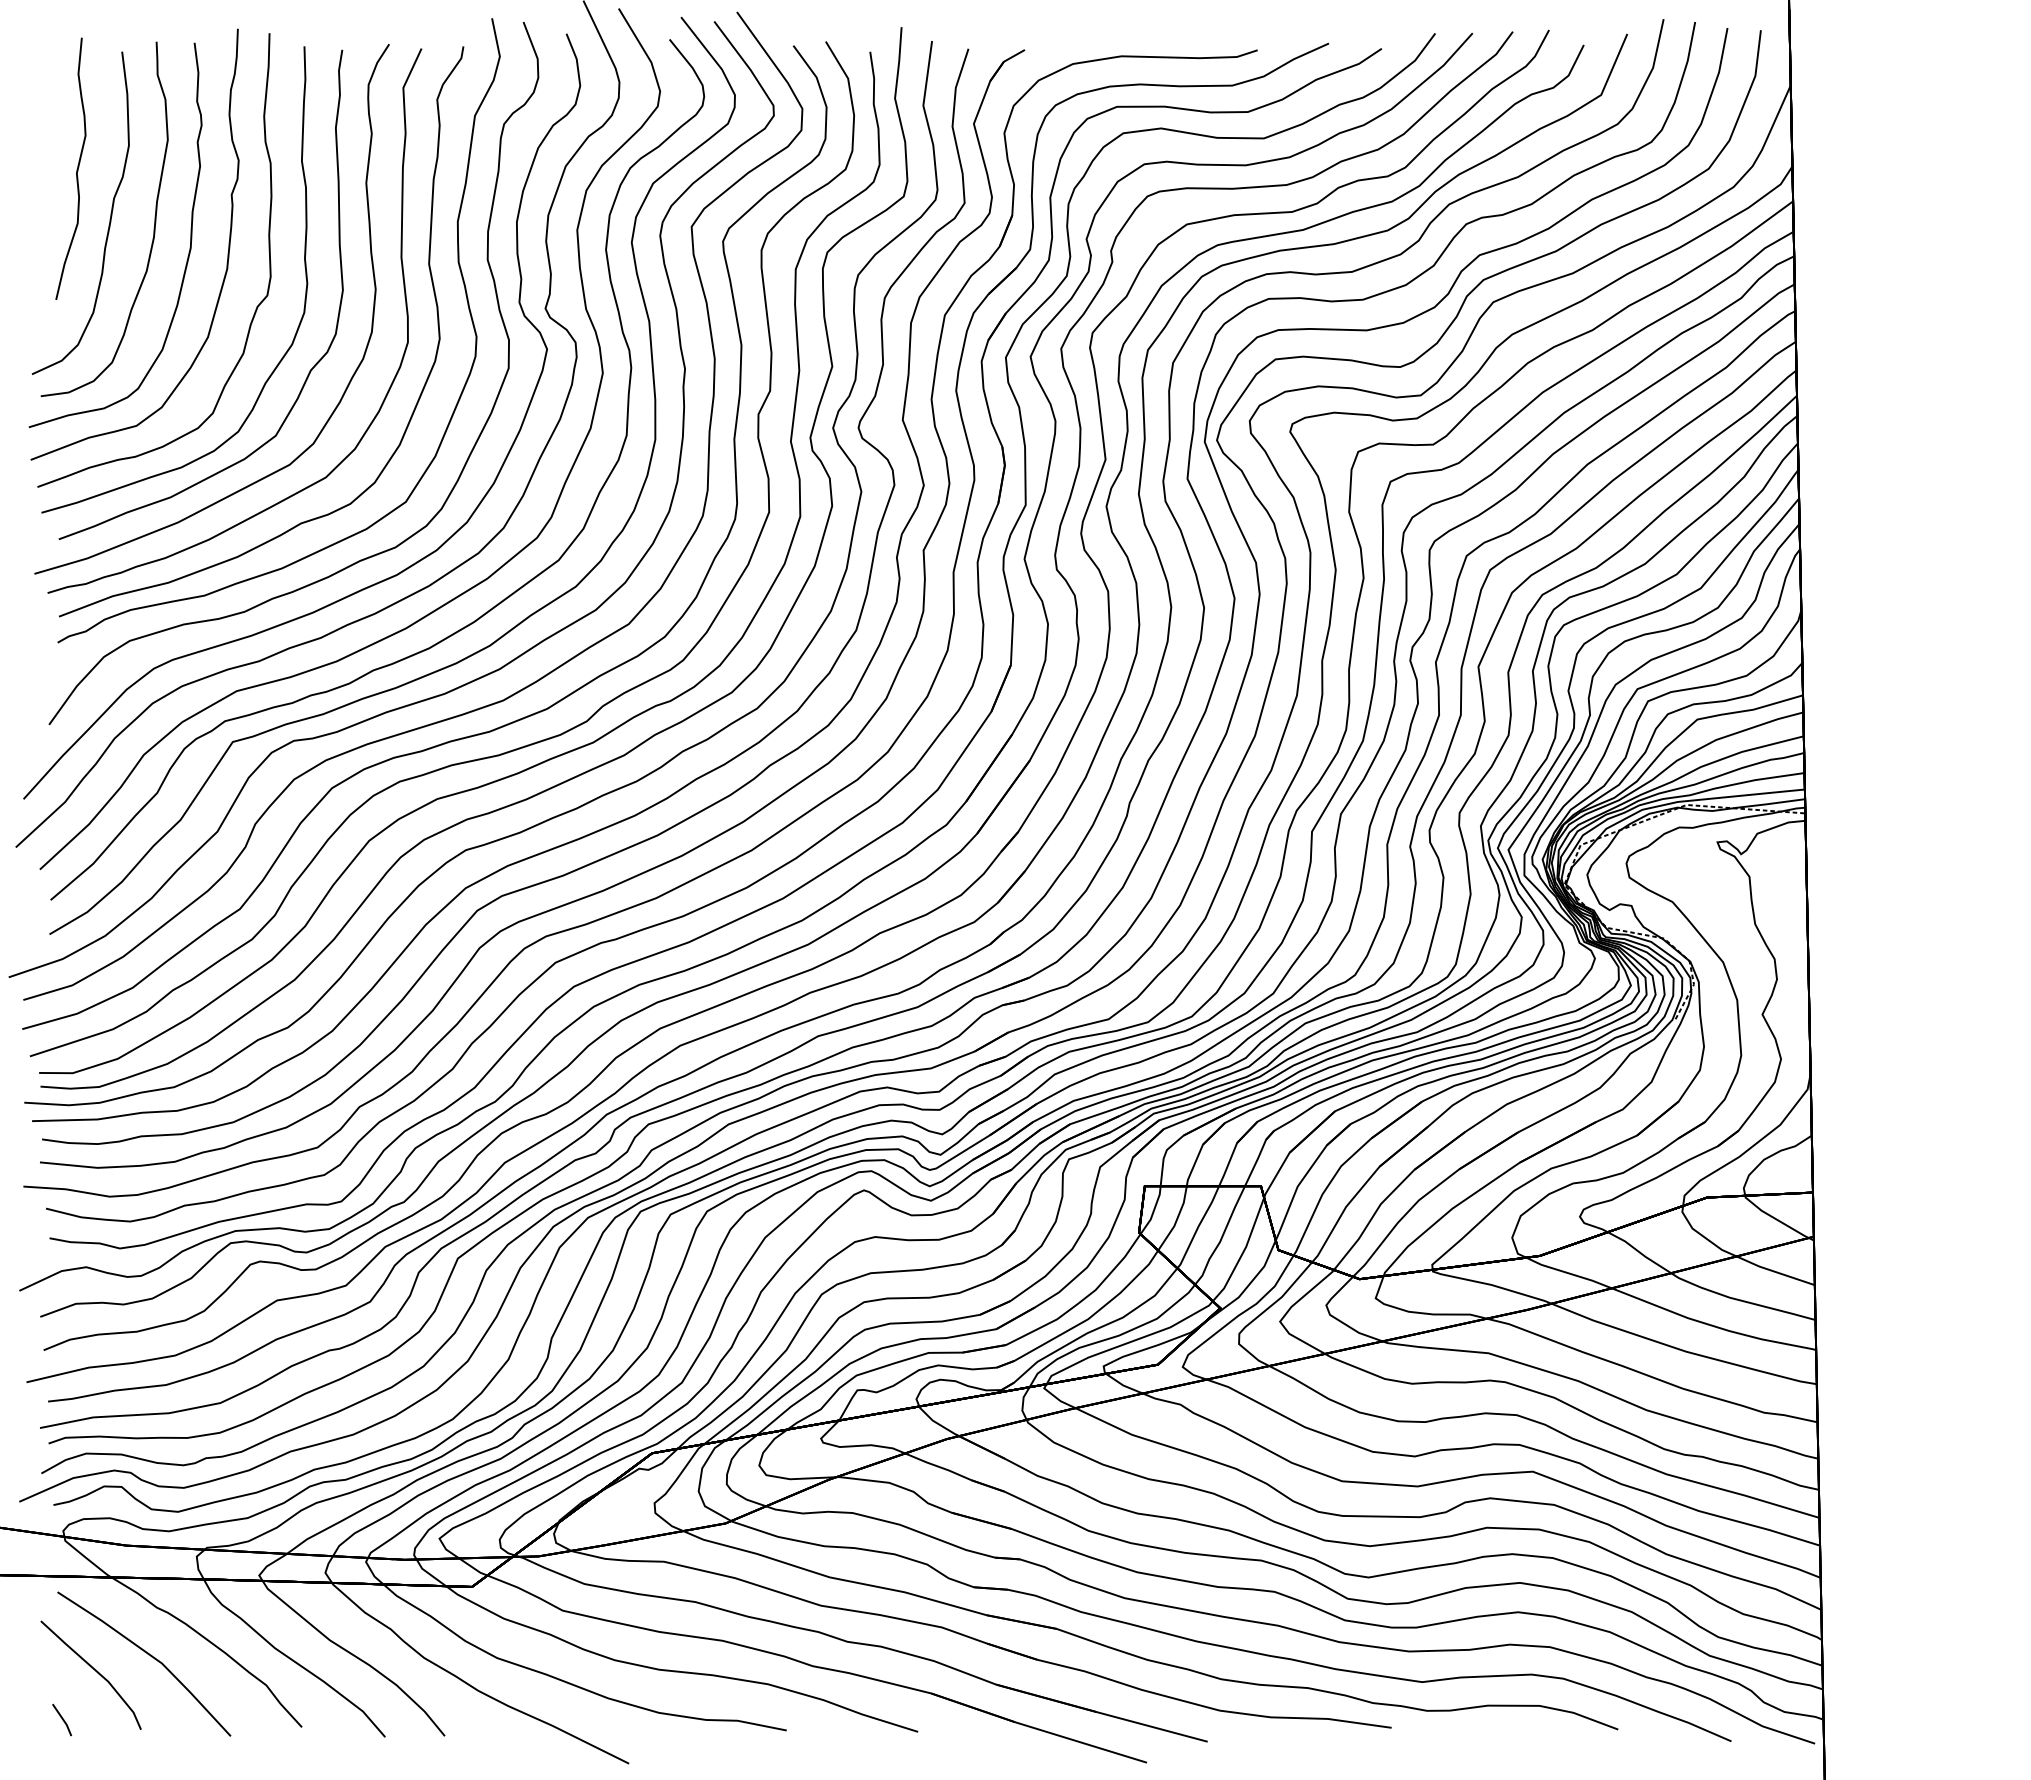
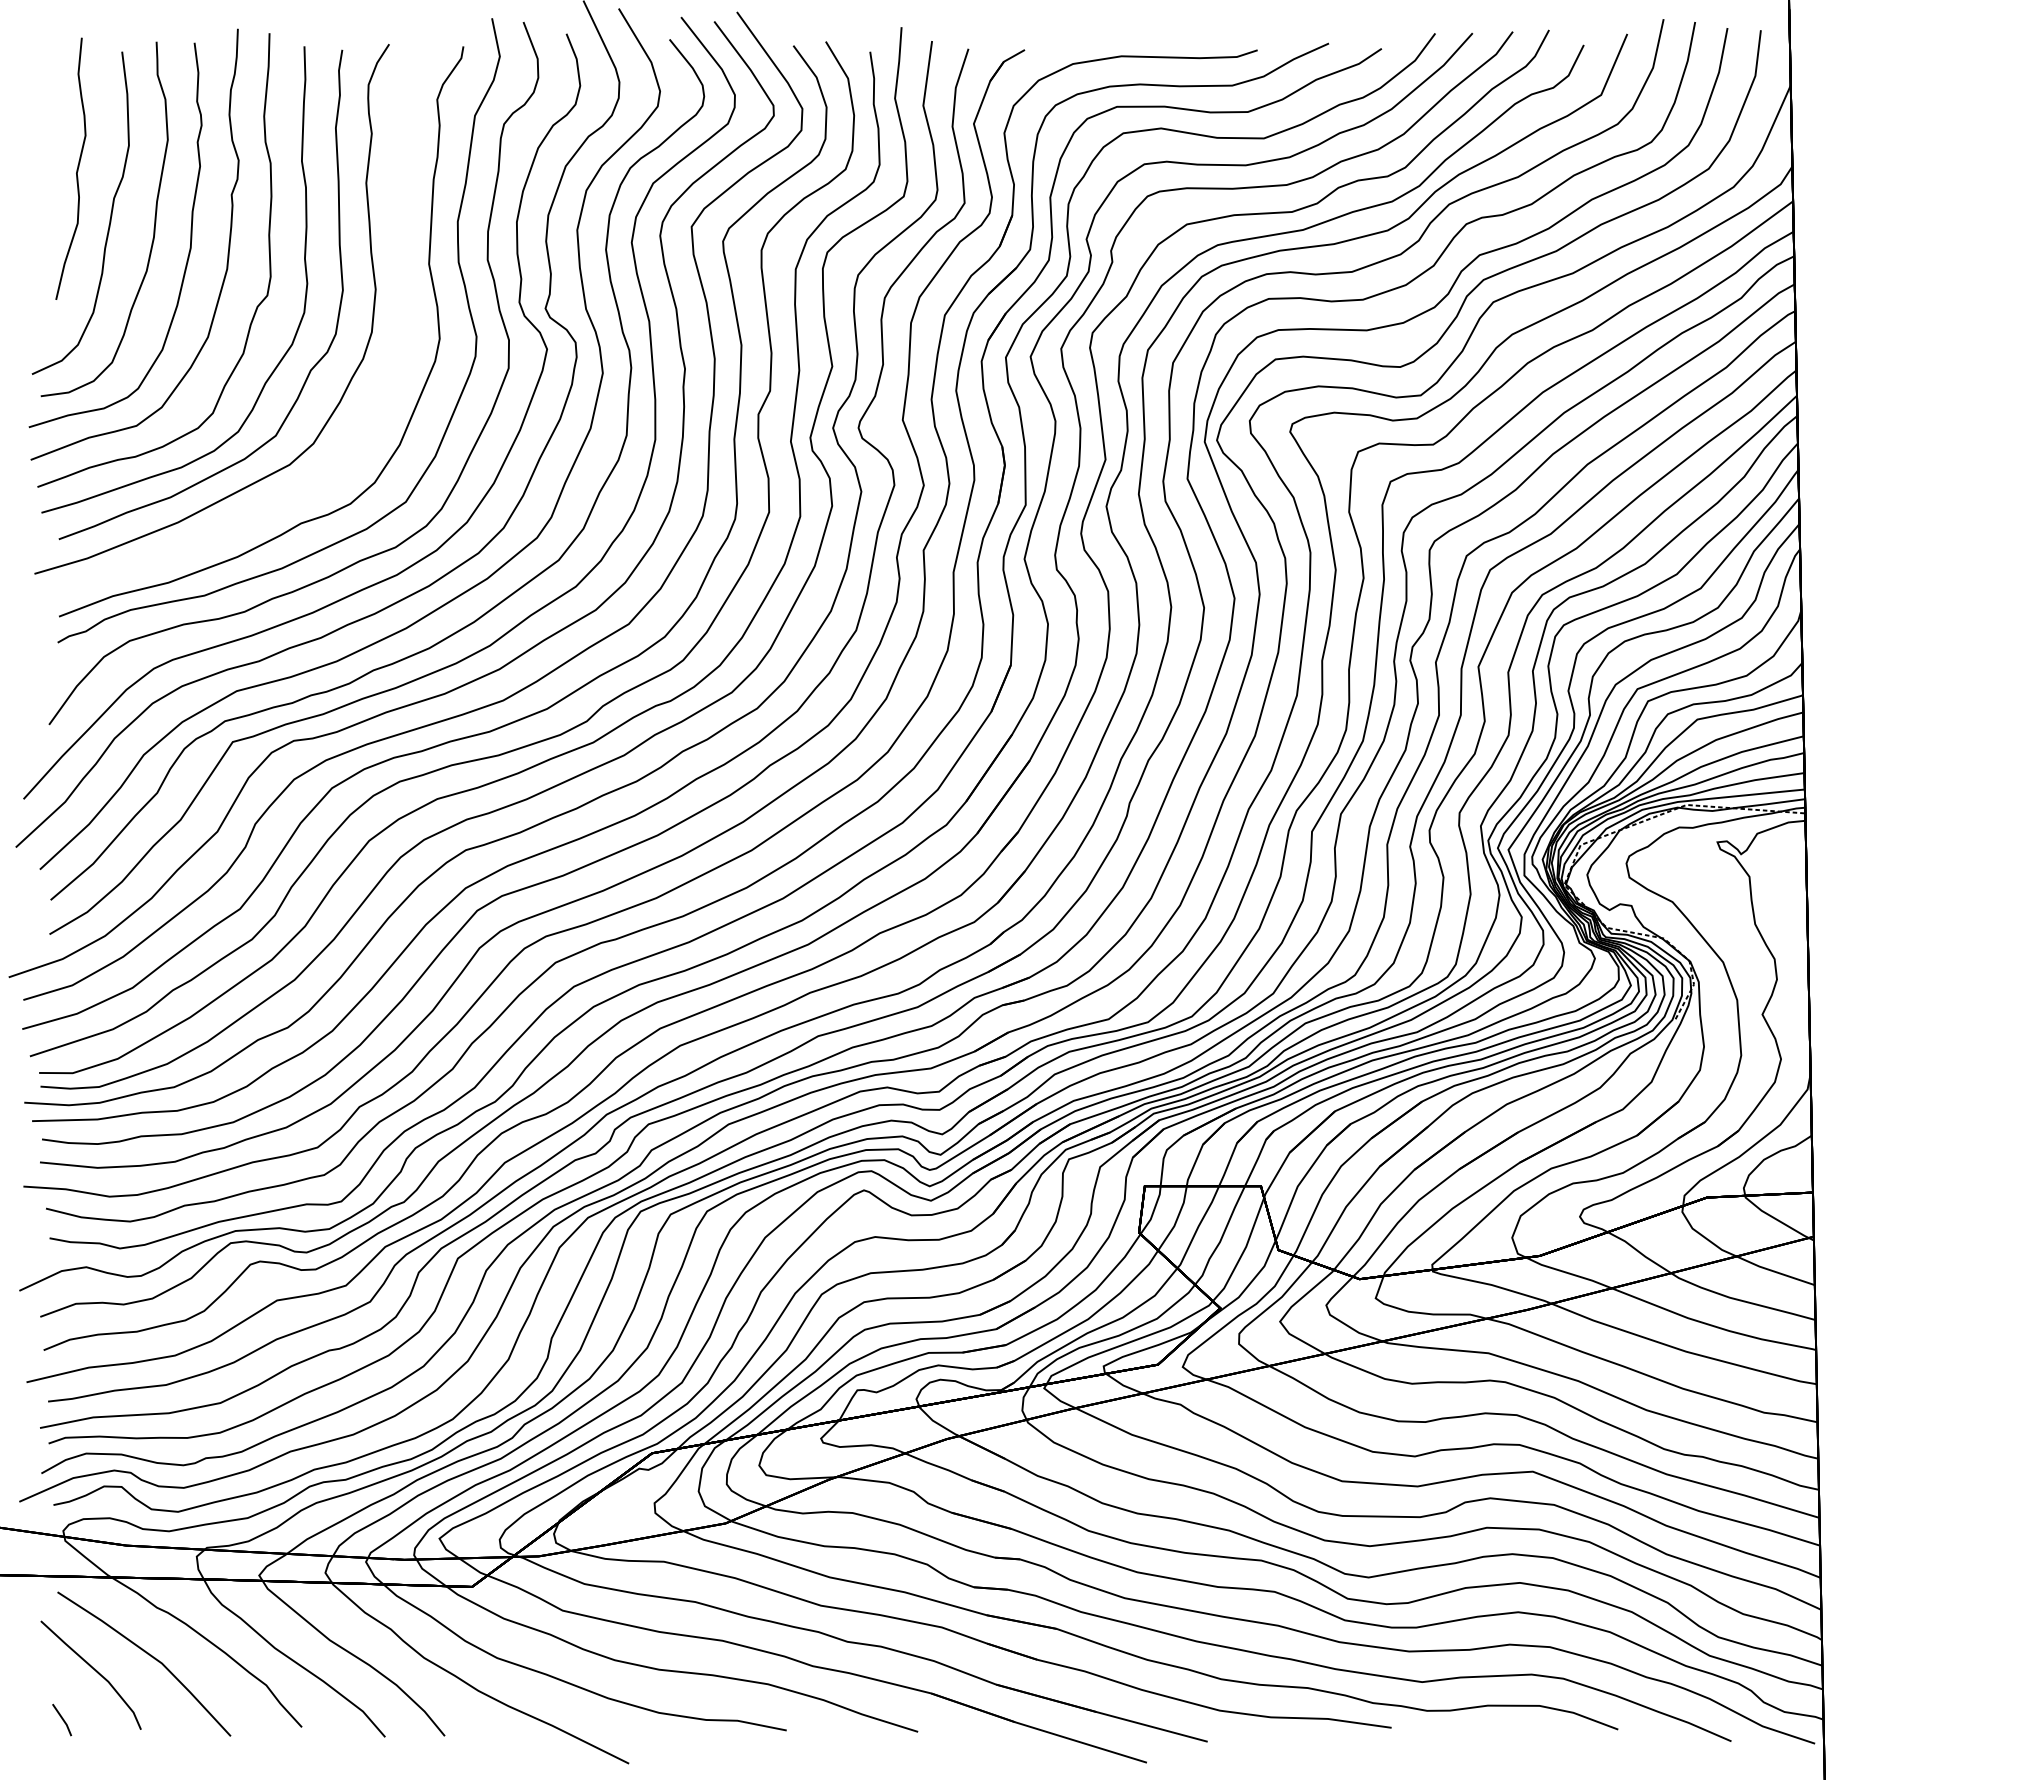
curve: present -> none (388, 388)
